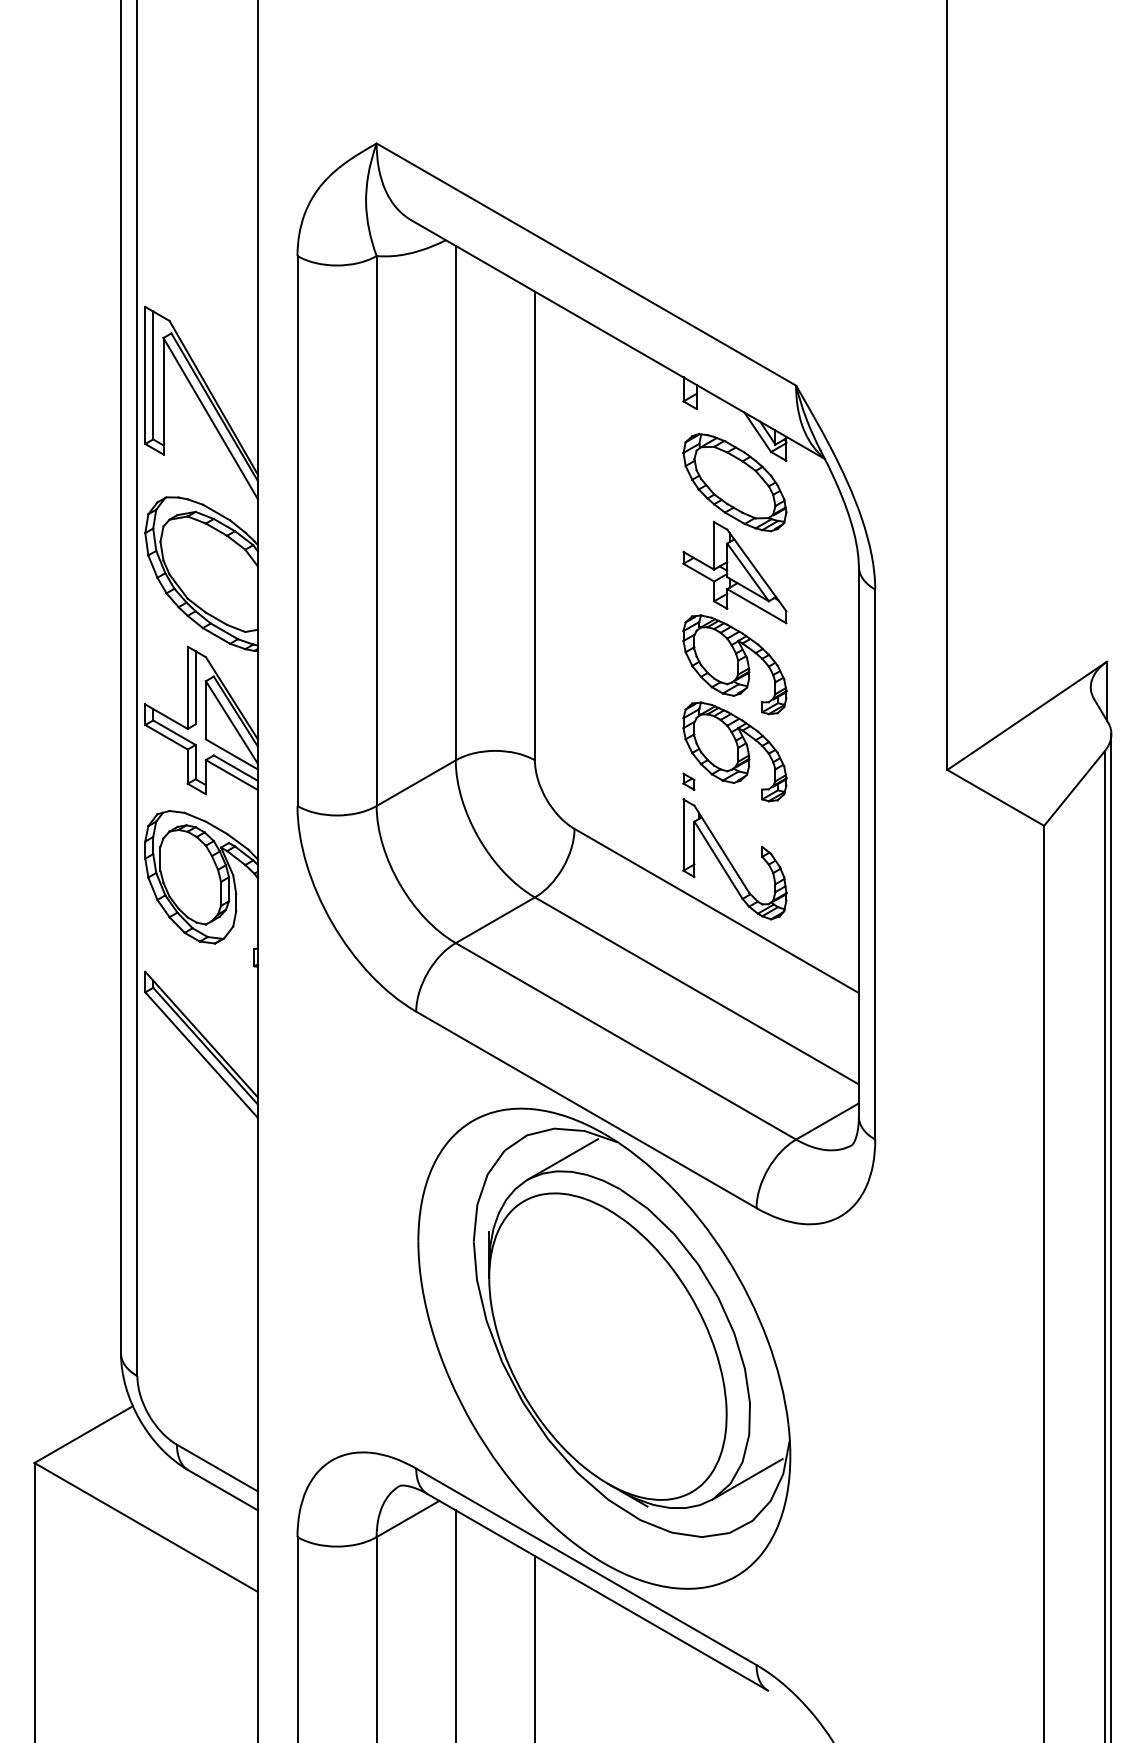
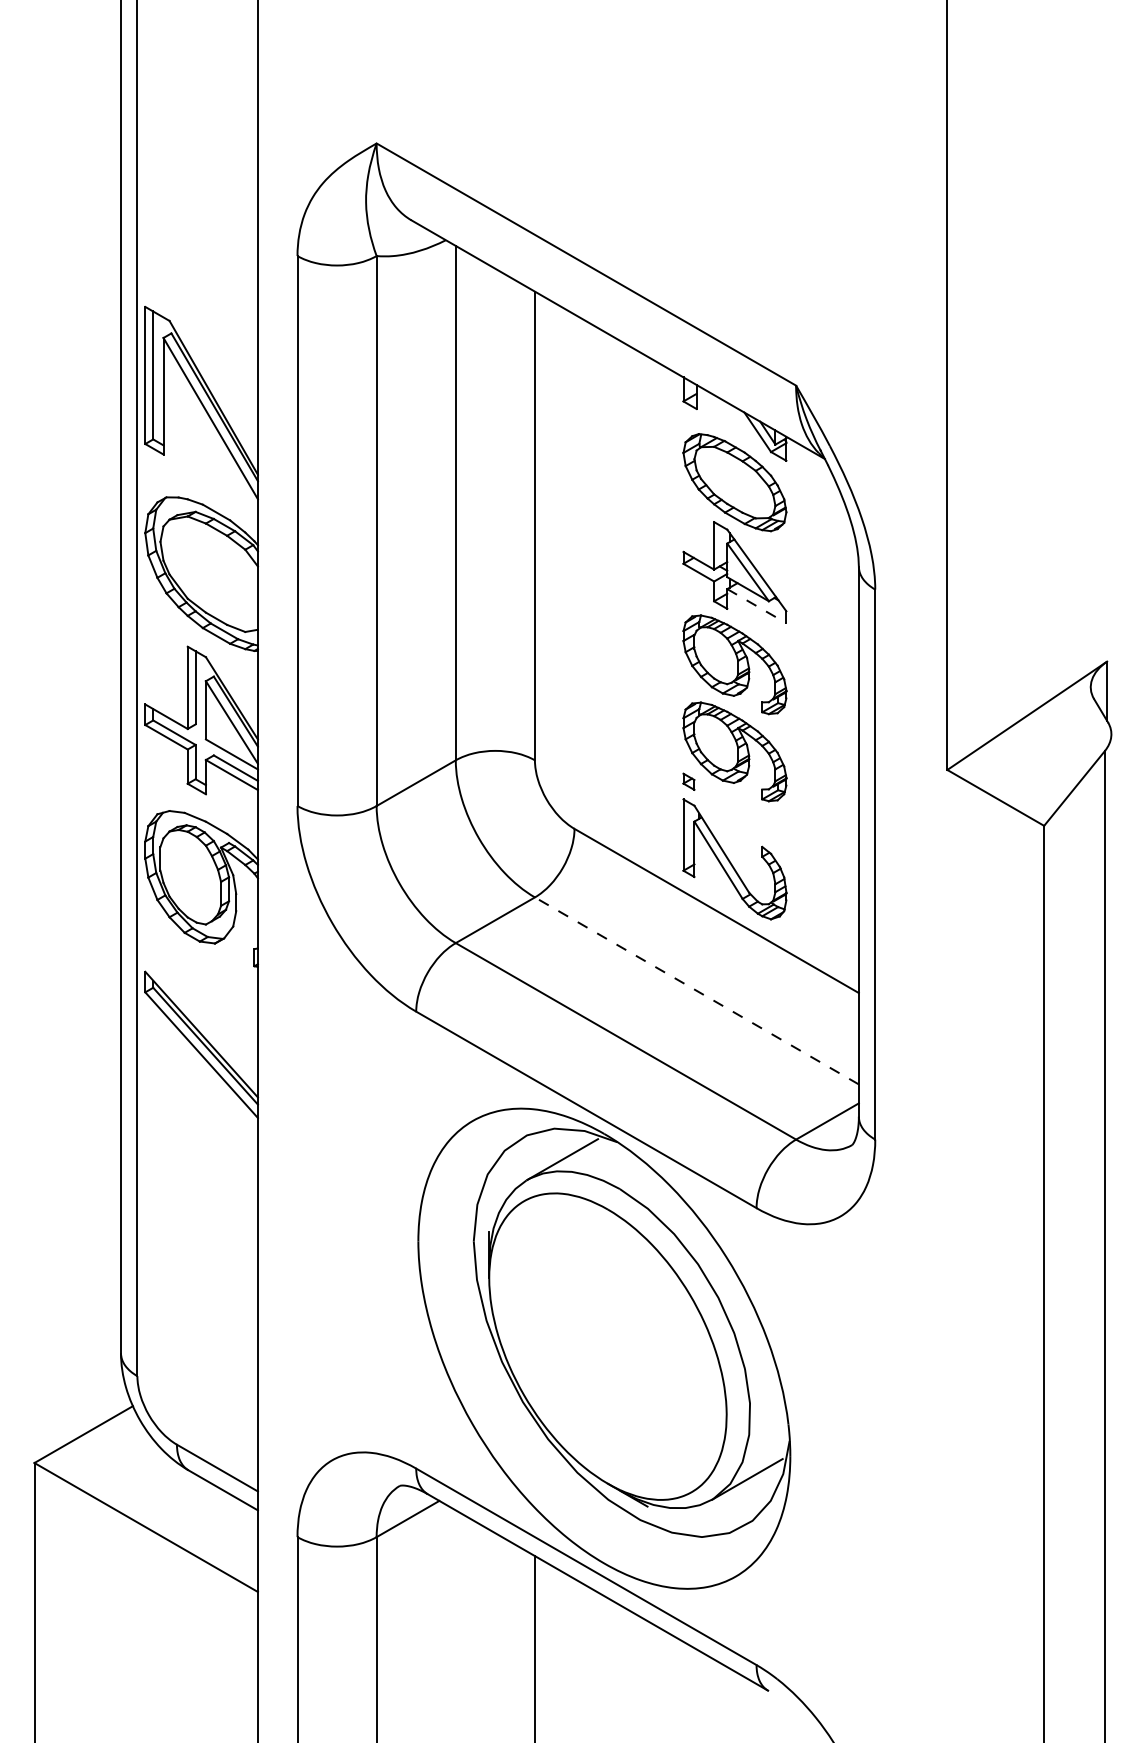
line: solid -> dashed (757, 606)
line: solid -> dashed (696, 990)
line: present -> none (1111, 1236)
line: present -> none (455, 1624)
